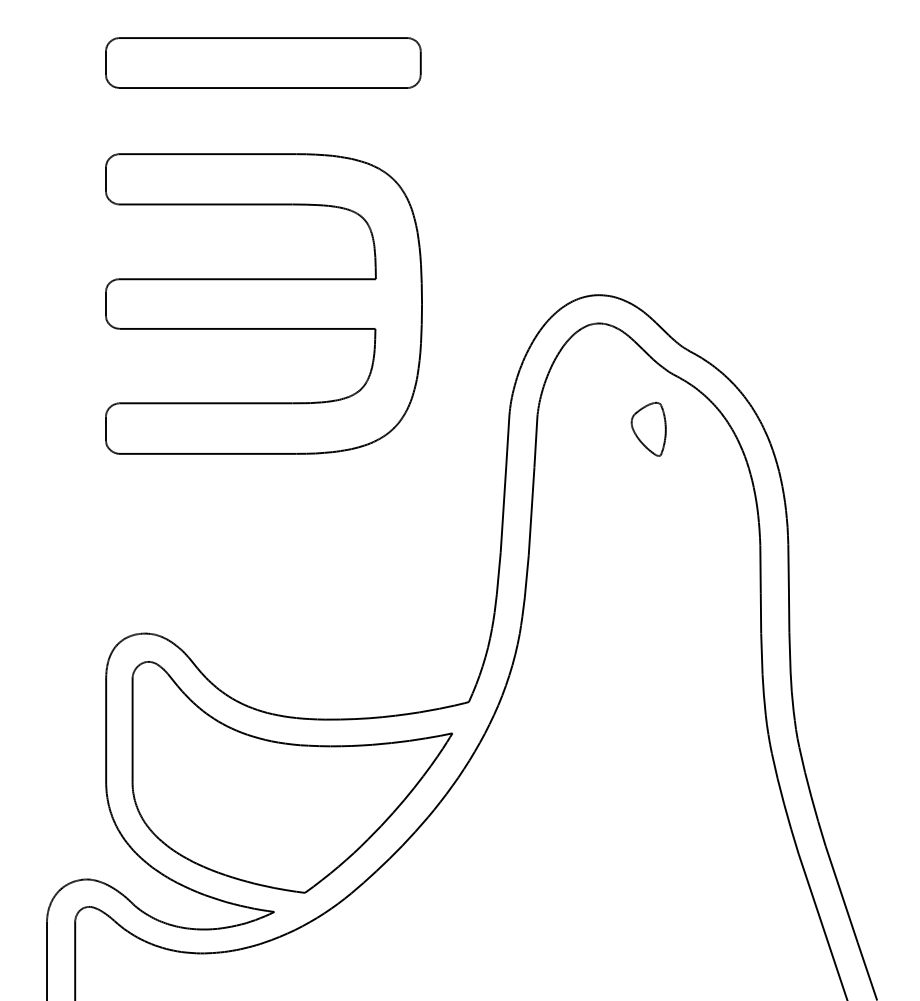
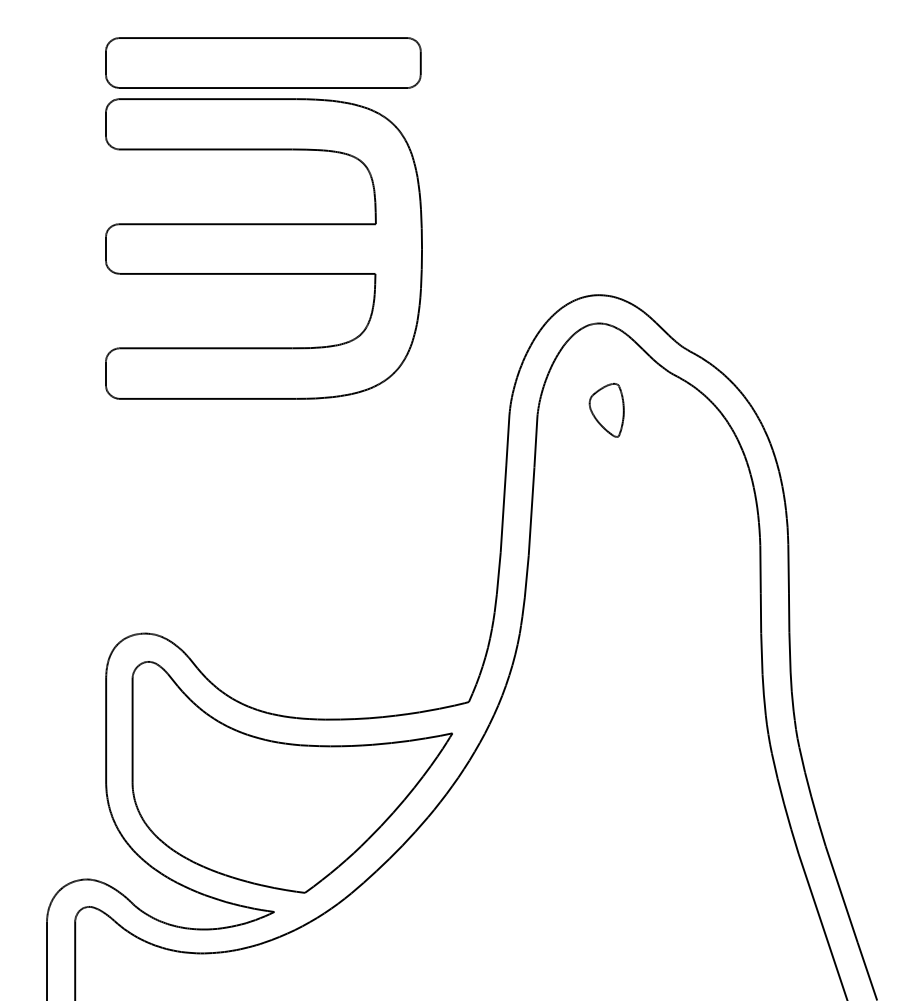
part position: (263, 303) -> (263, 248) (263, 248)
part position: (648, 429) -> (606, 410) (606, 410)
